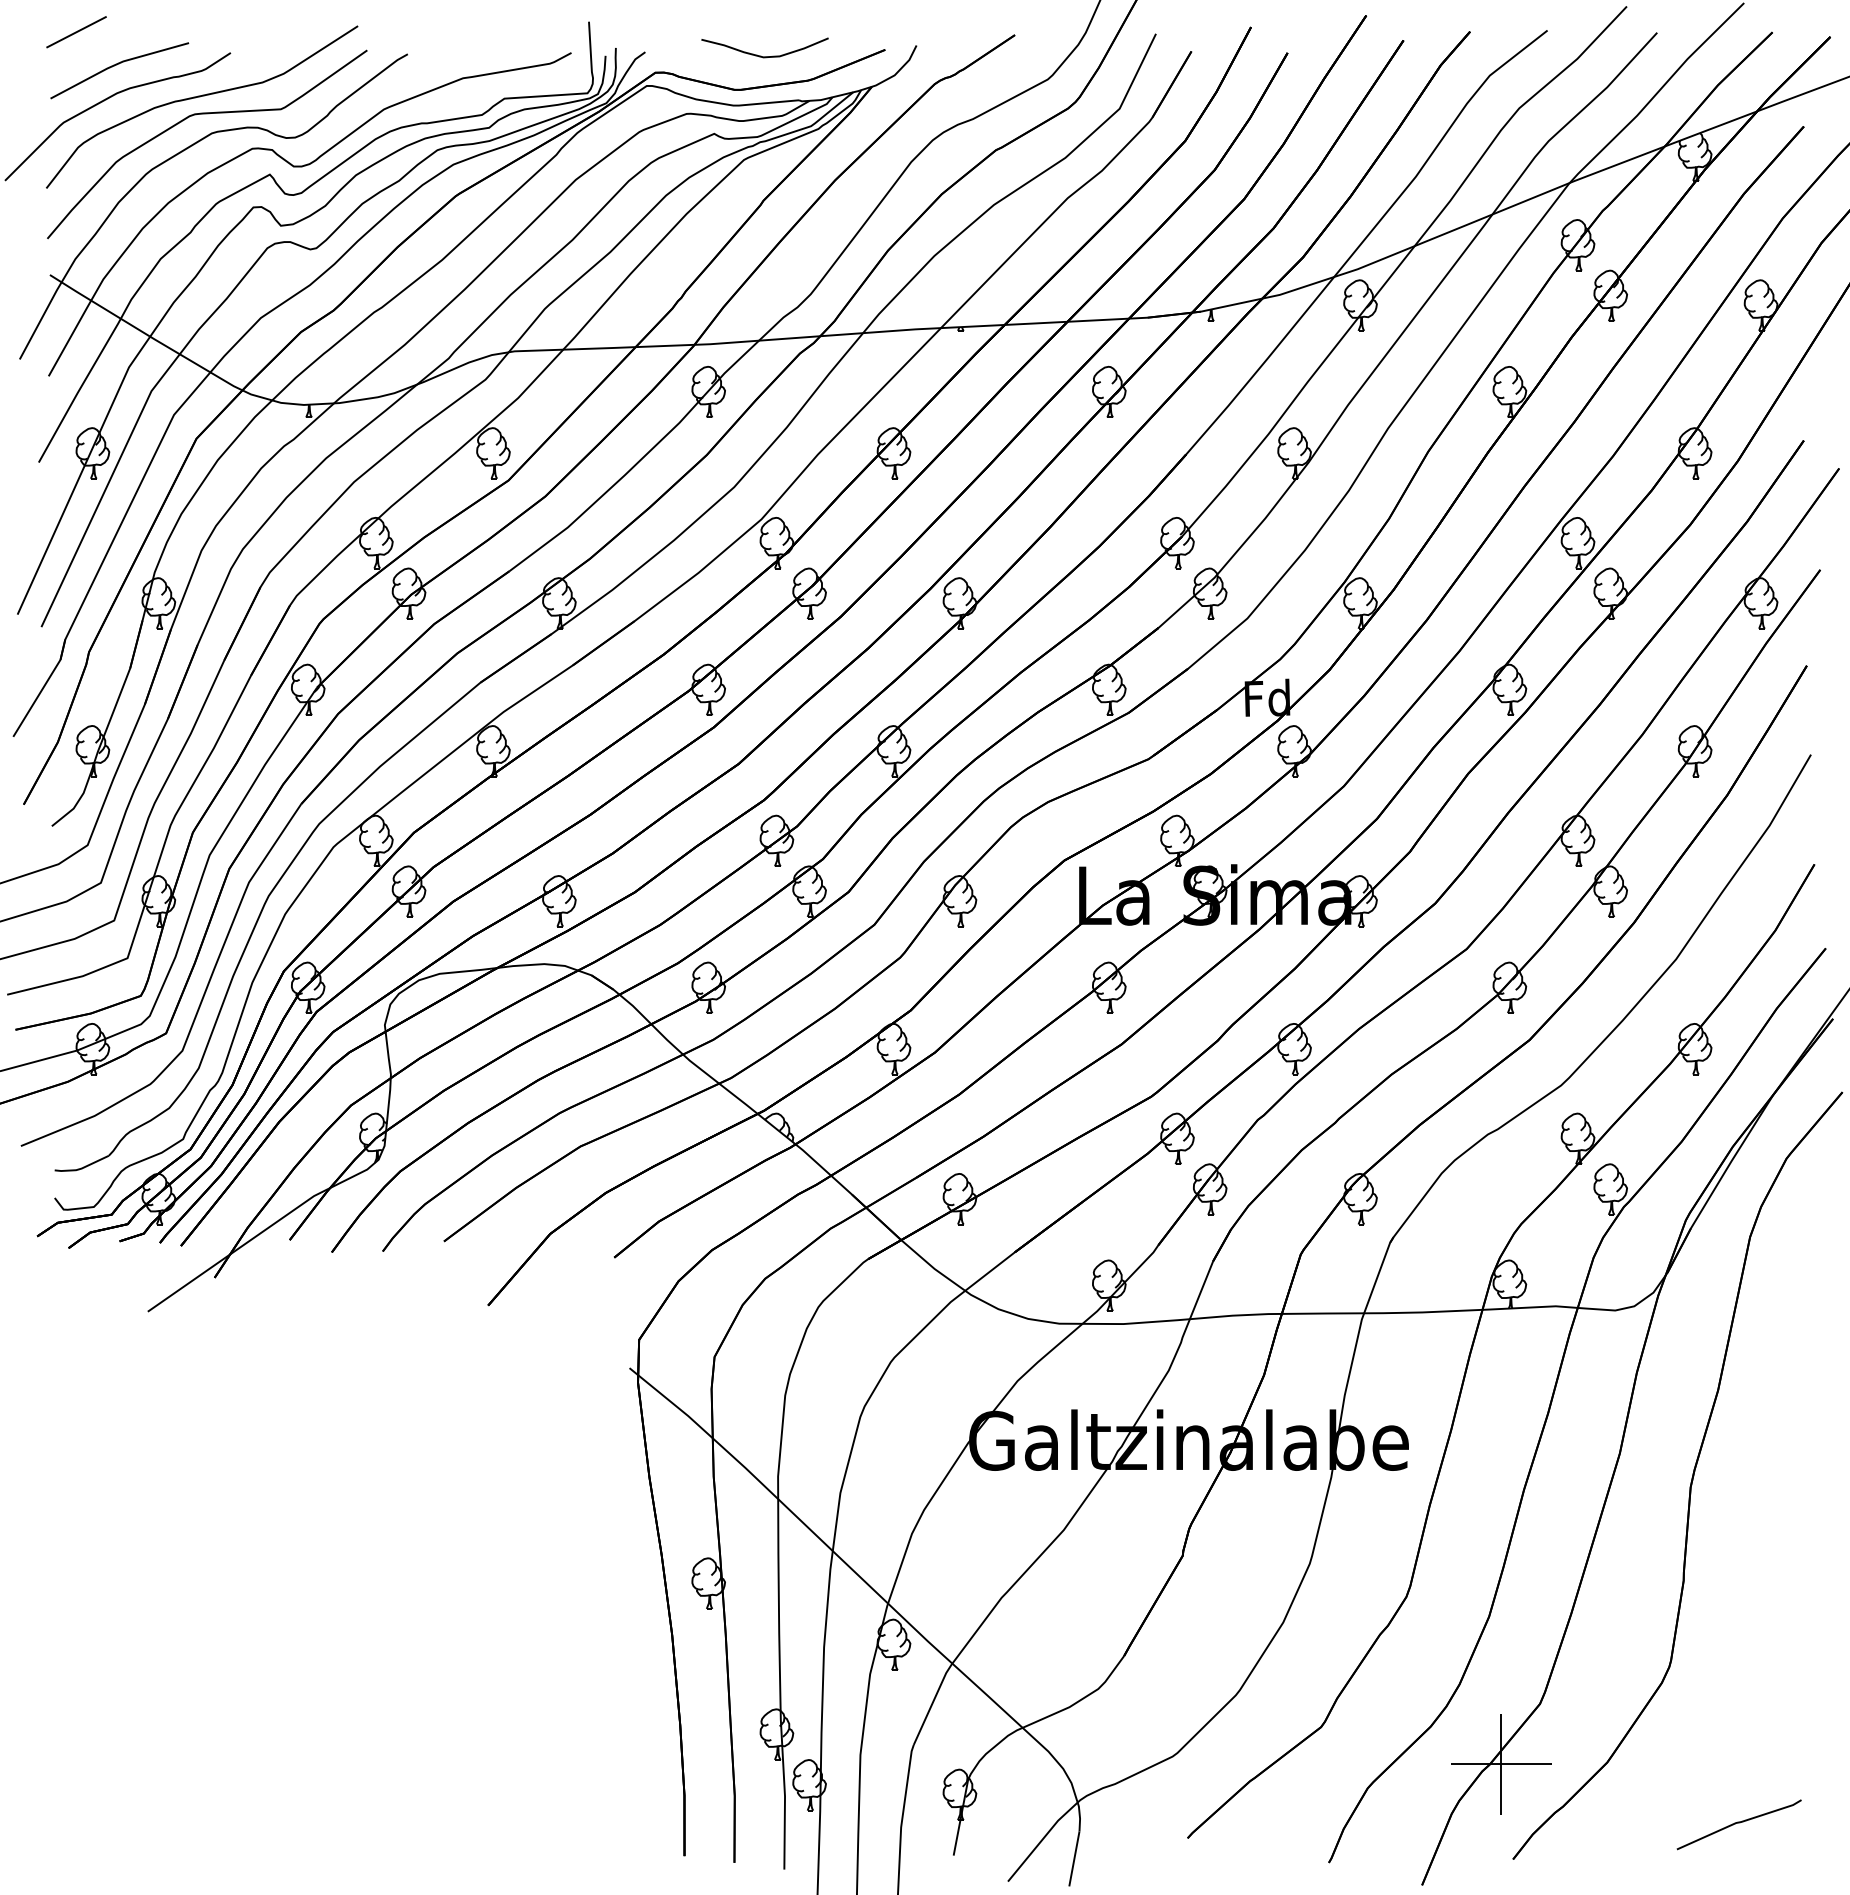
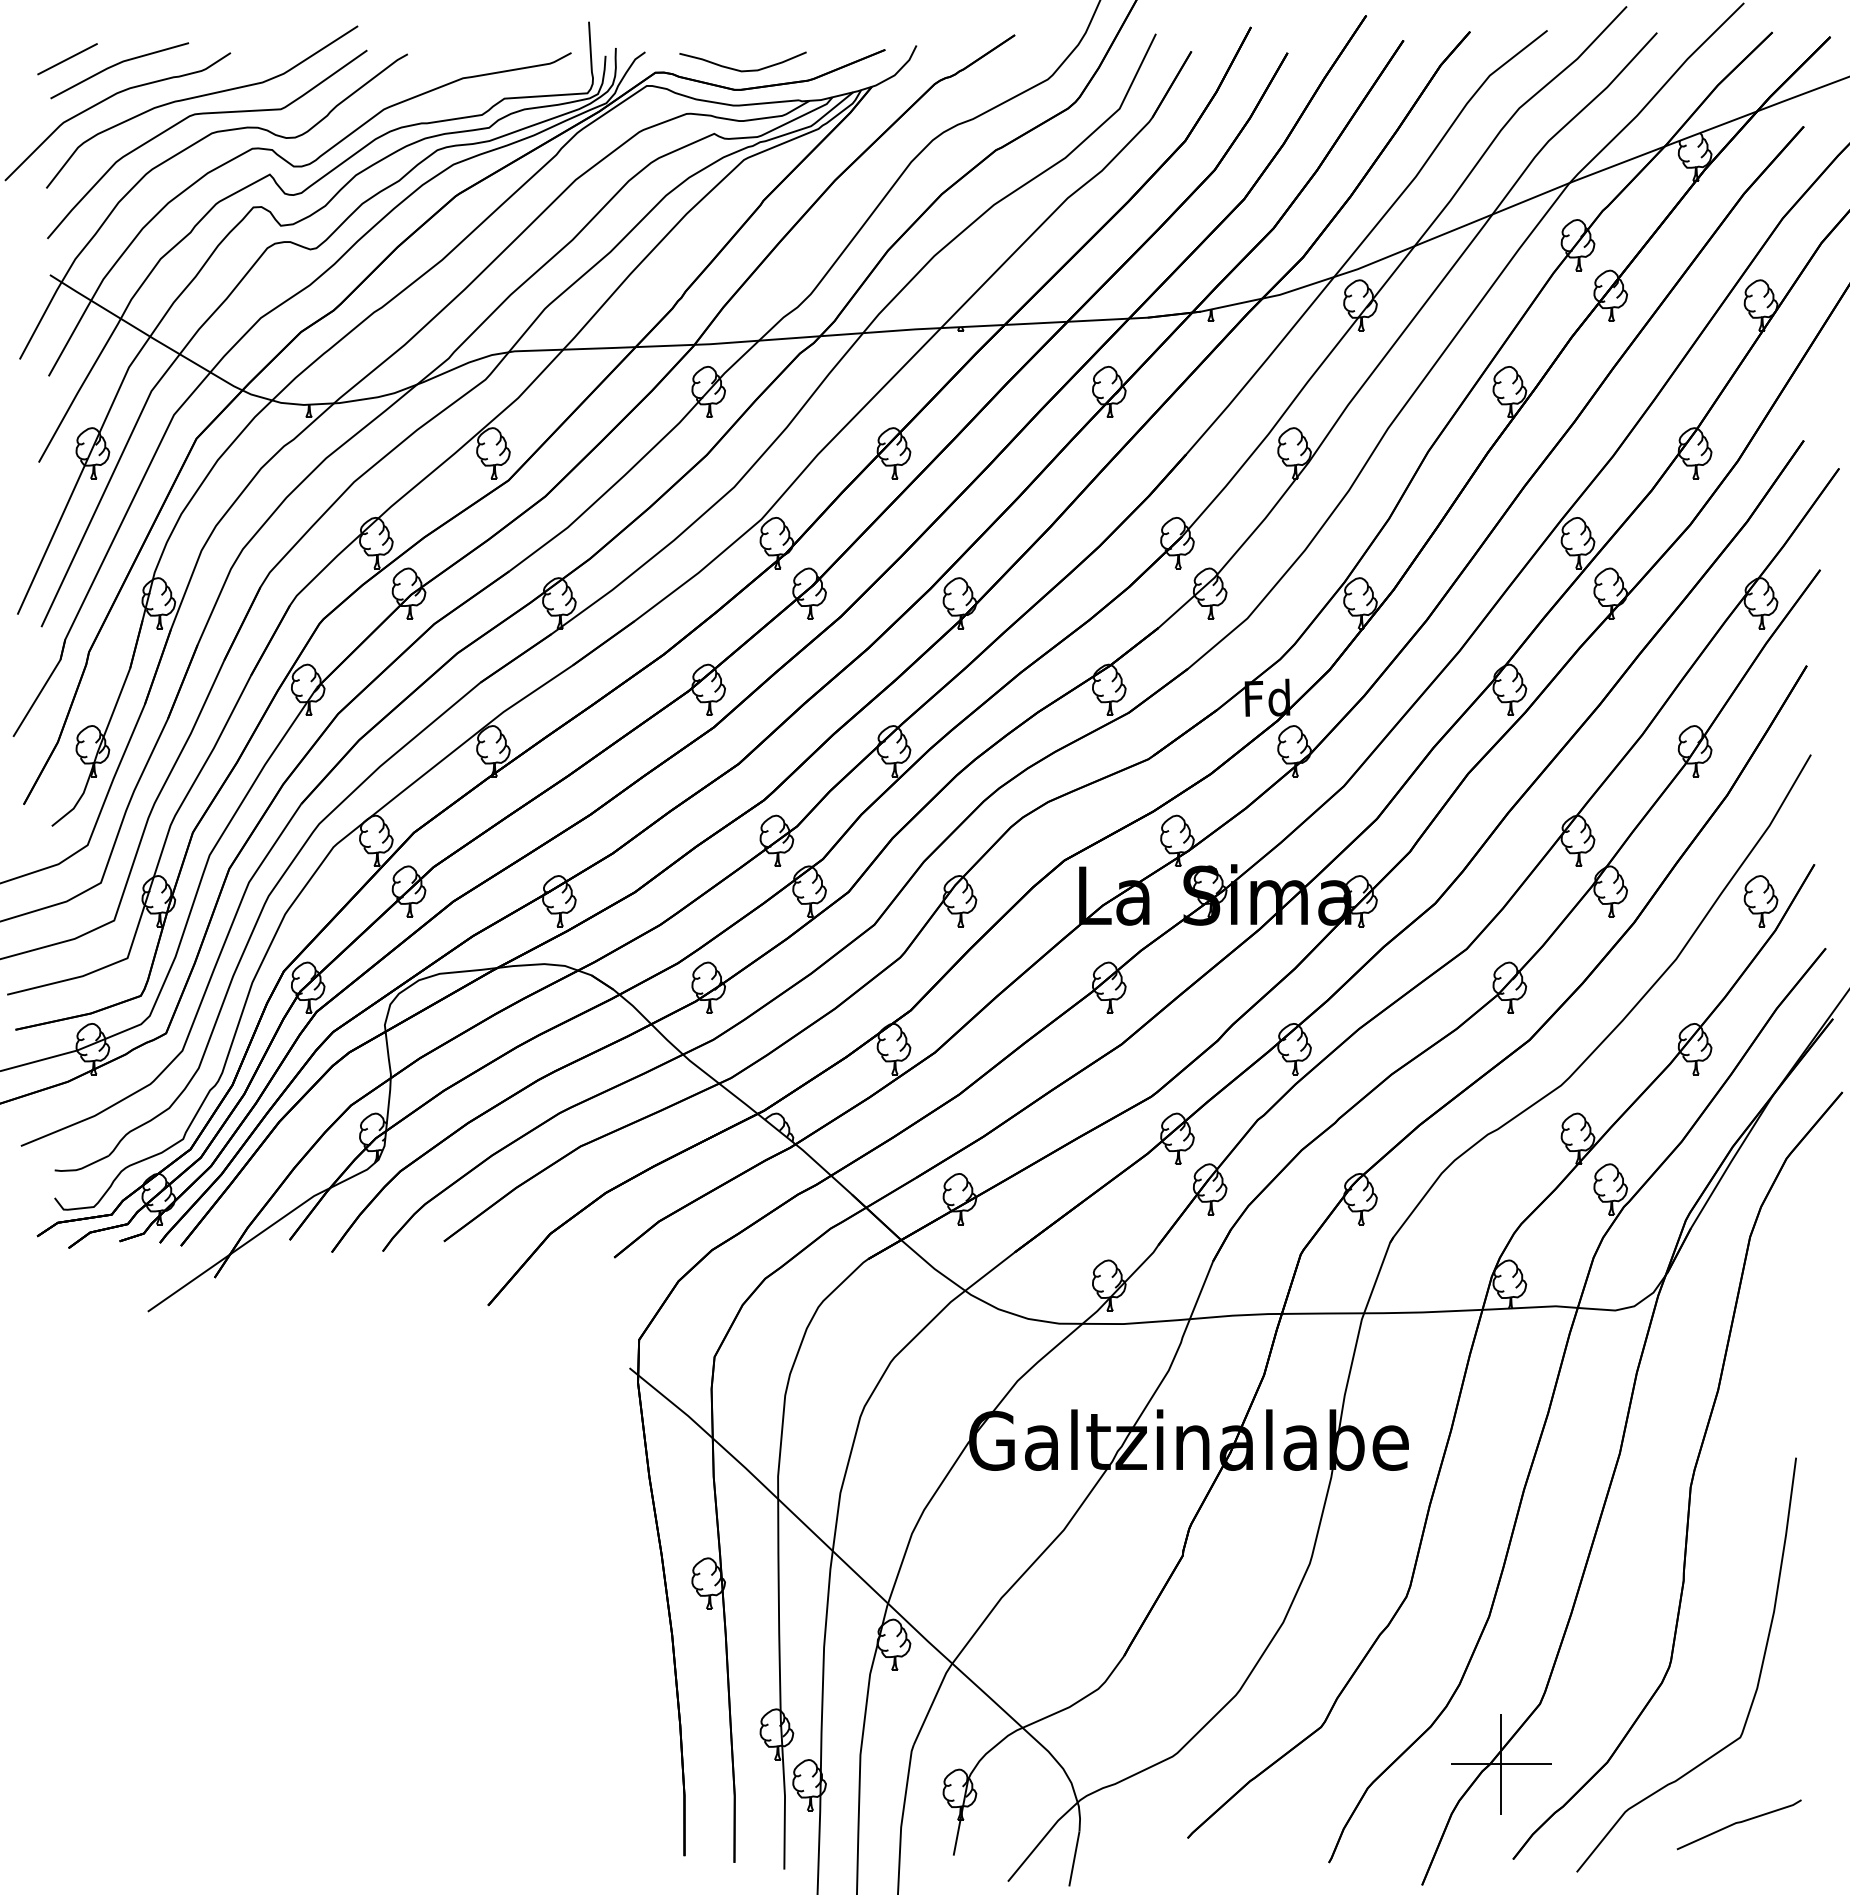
line position: (76, 32) -> (67, 59) (67, 59)
curve position: (761, 55) -> (739, 69) (739, 69)
part: none -> present (1760, 901)
curve: none -> present (1757, 1681)
